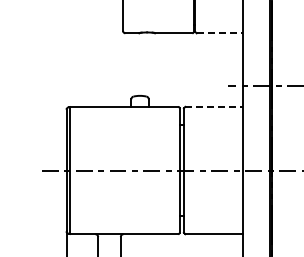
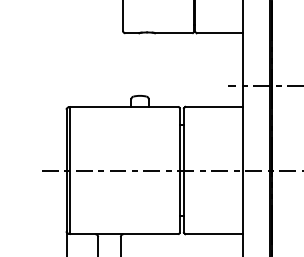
line: dashed -> solid (220, 33)
line: dashed -> solid (214, 106)
